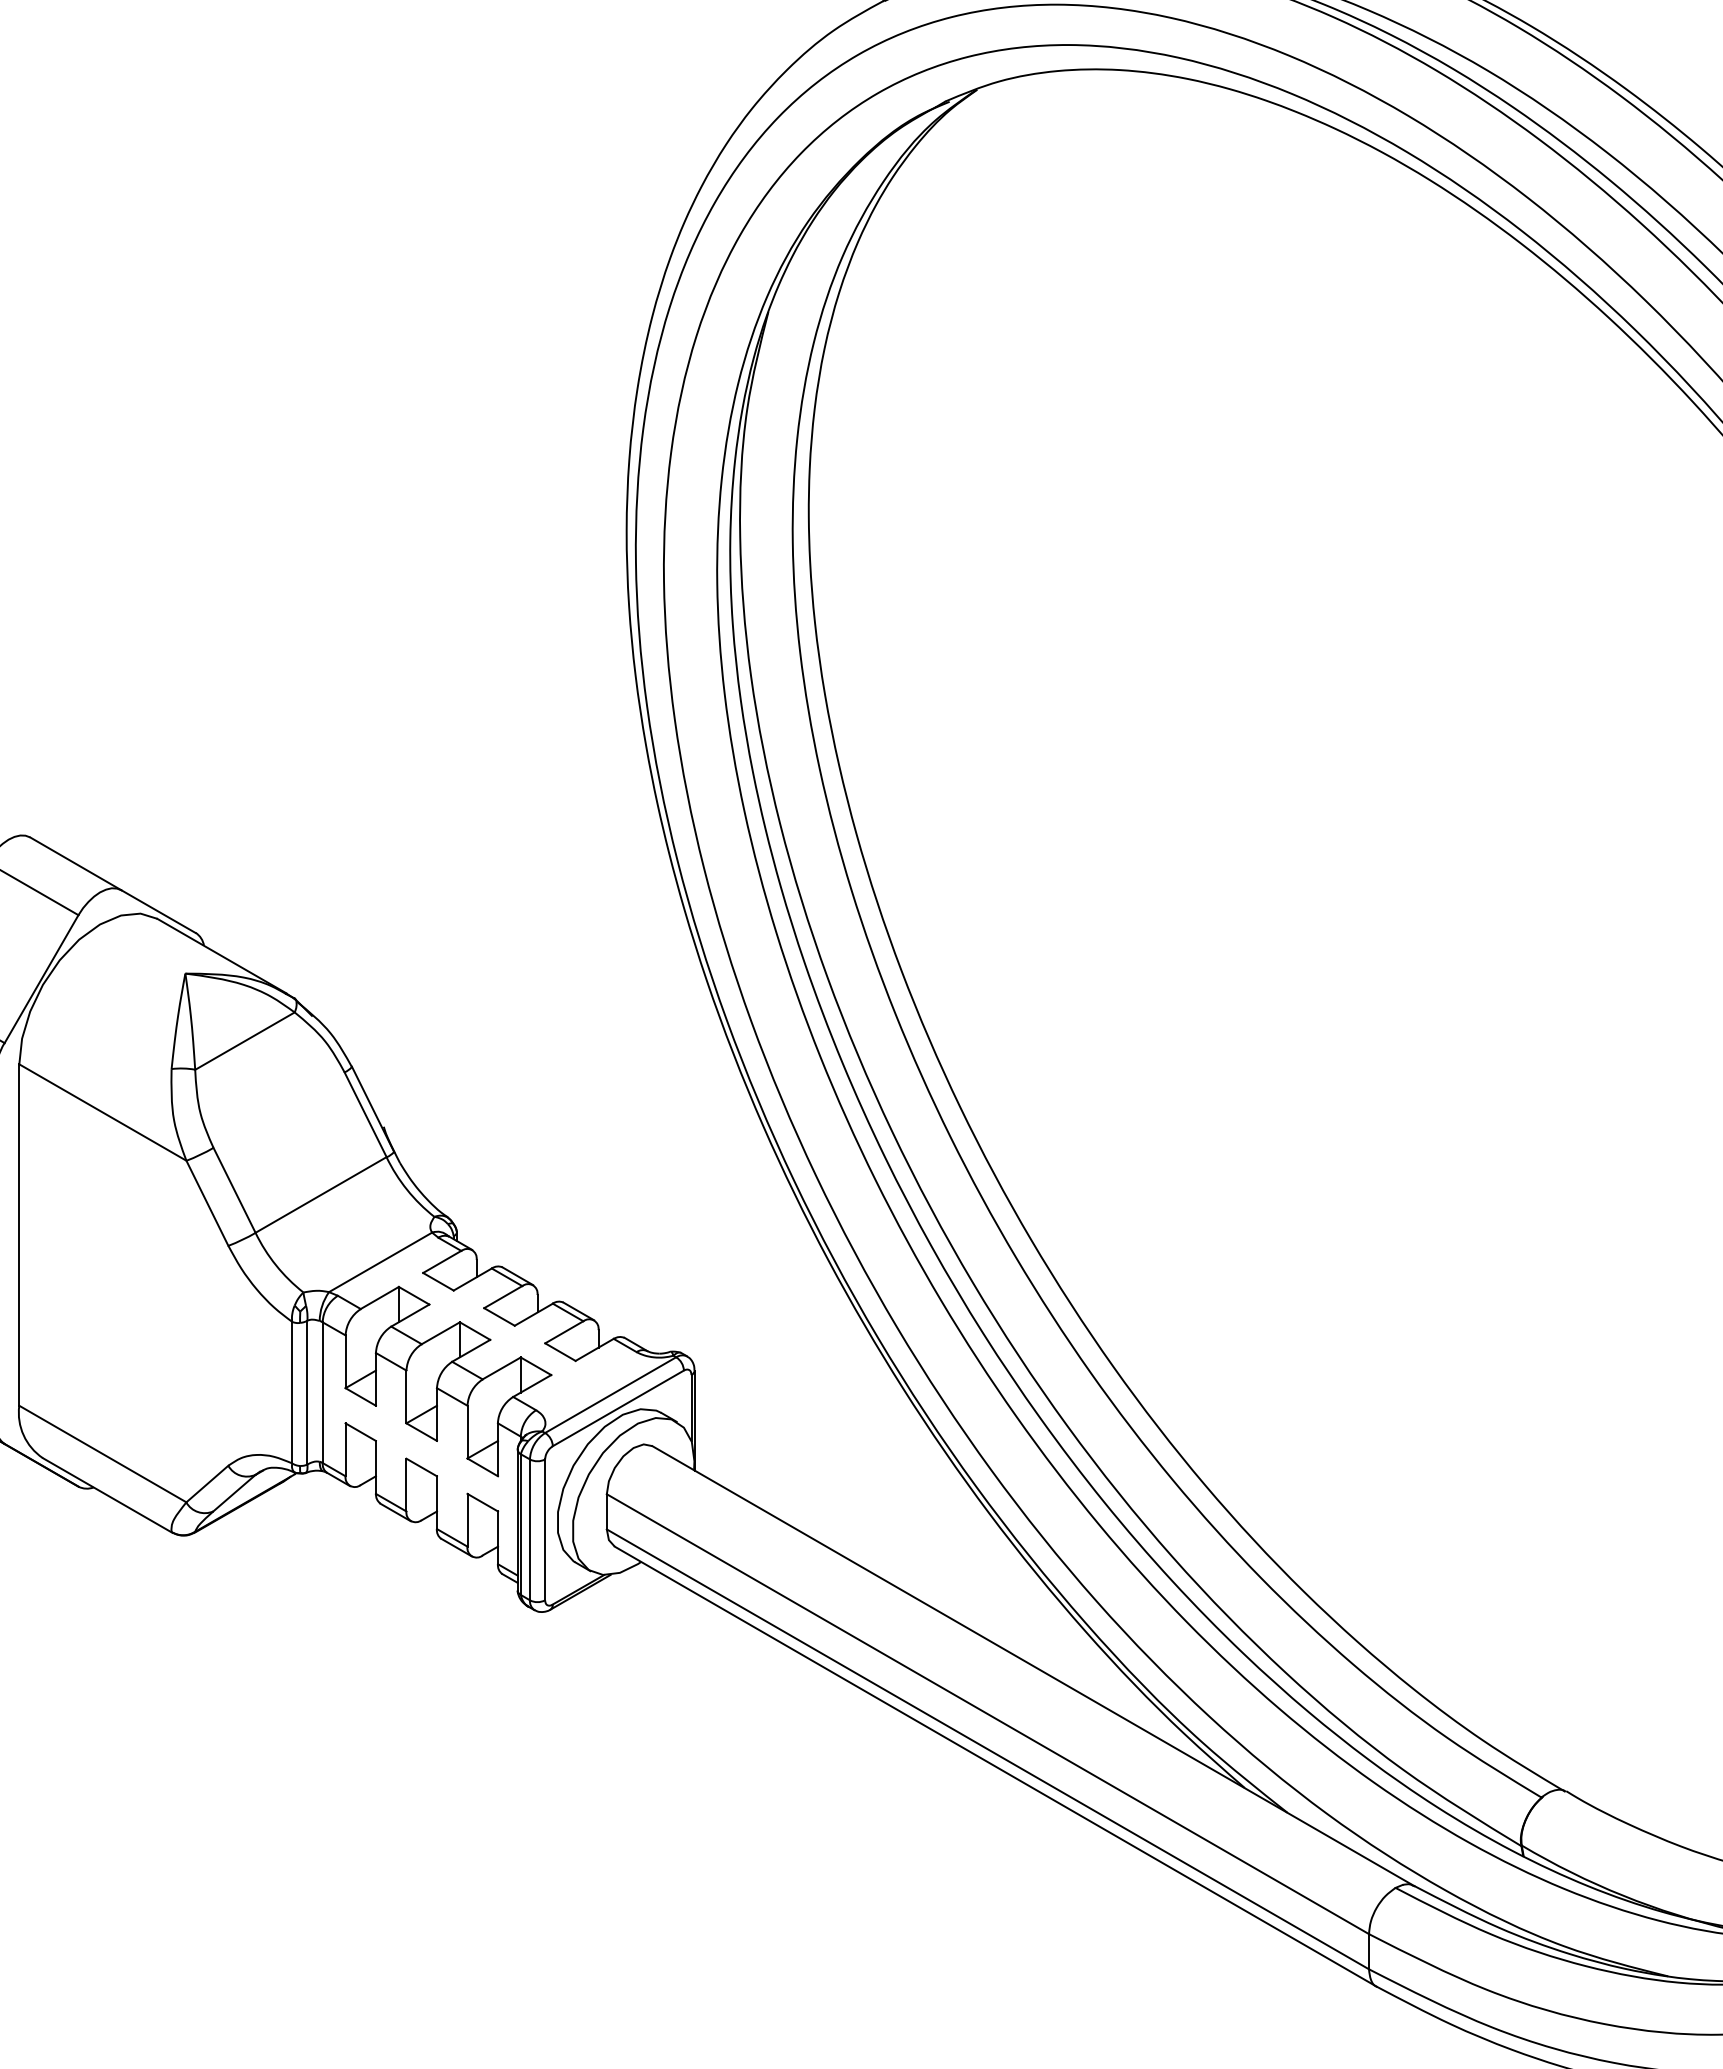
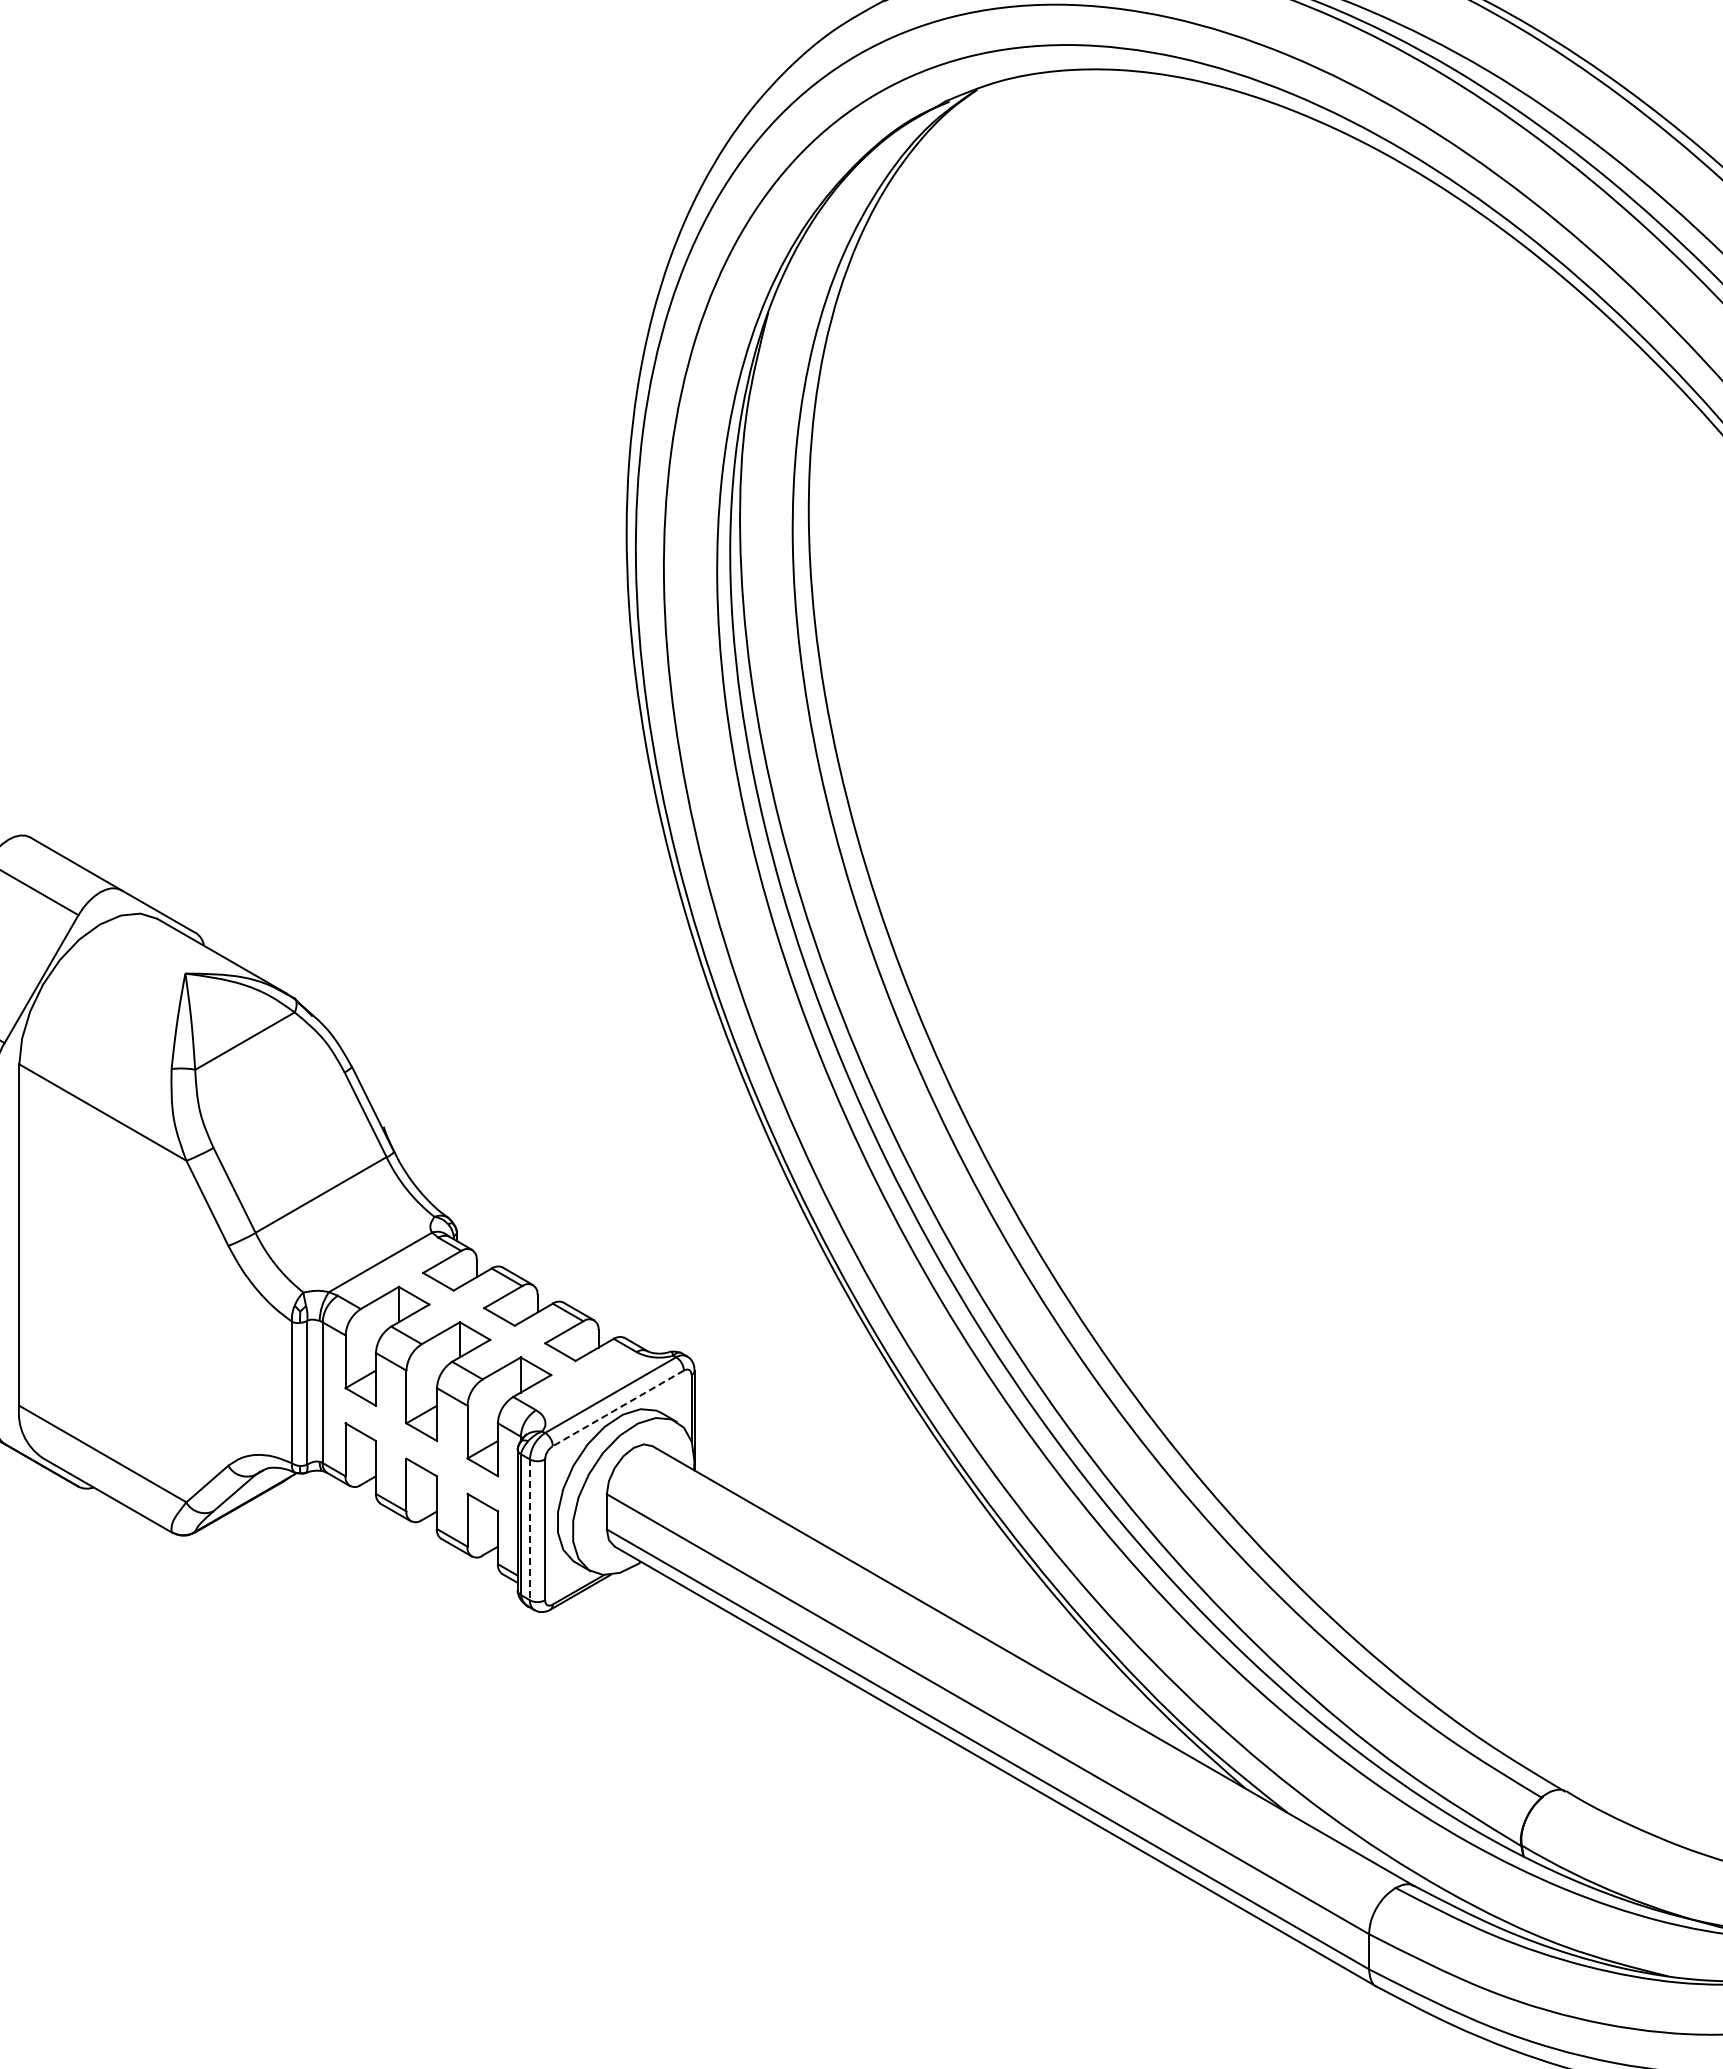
line: solid -> dashed (618, 1408)
line: solid -> dashed (529, 1530)
